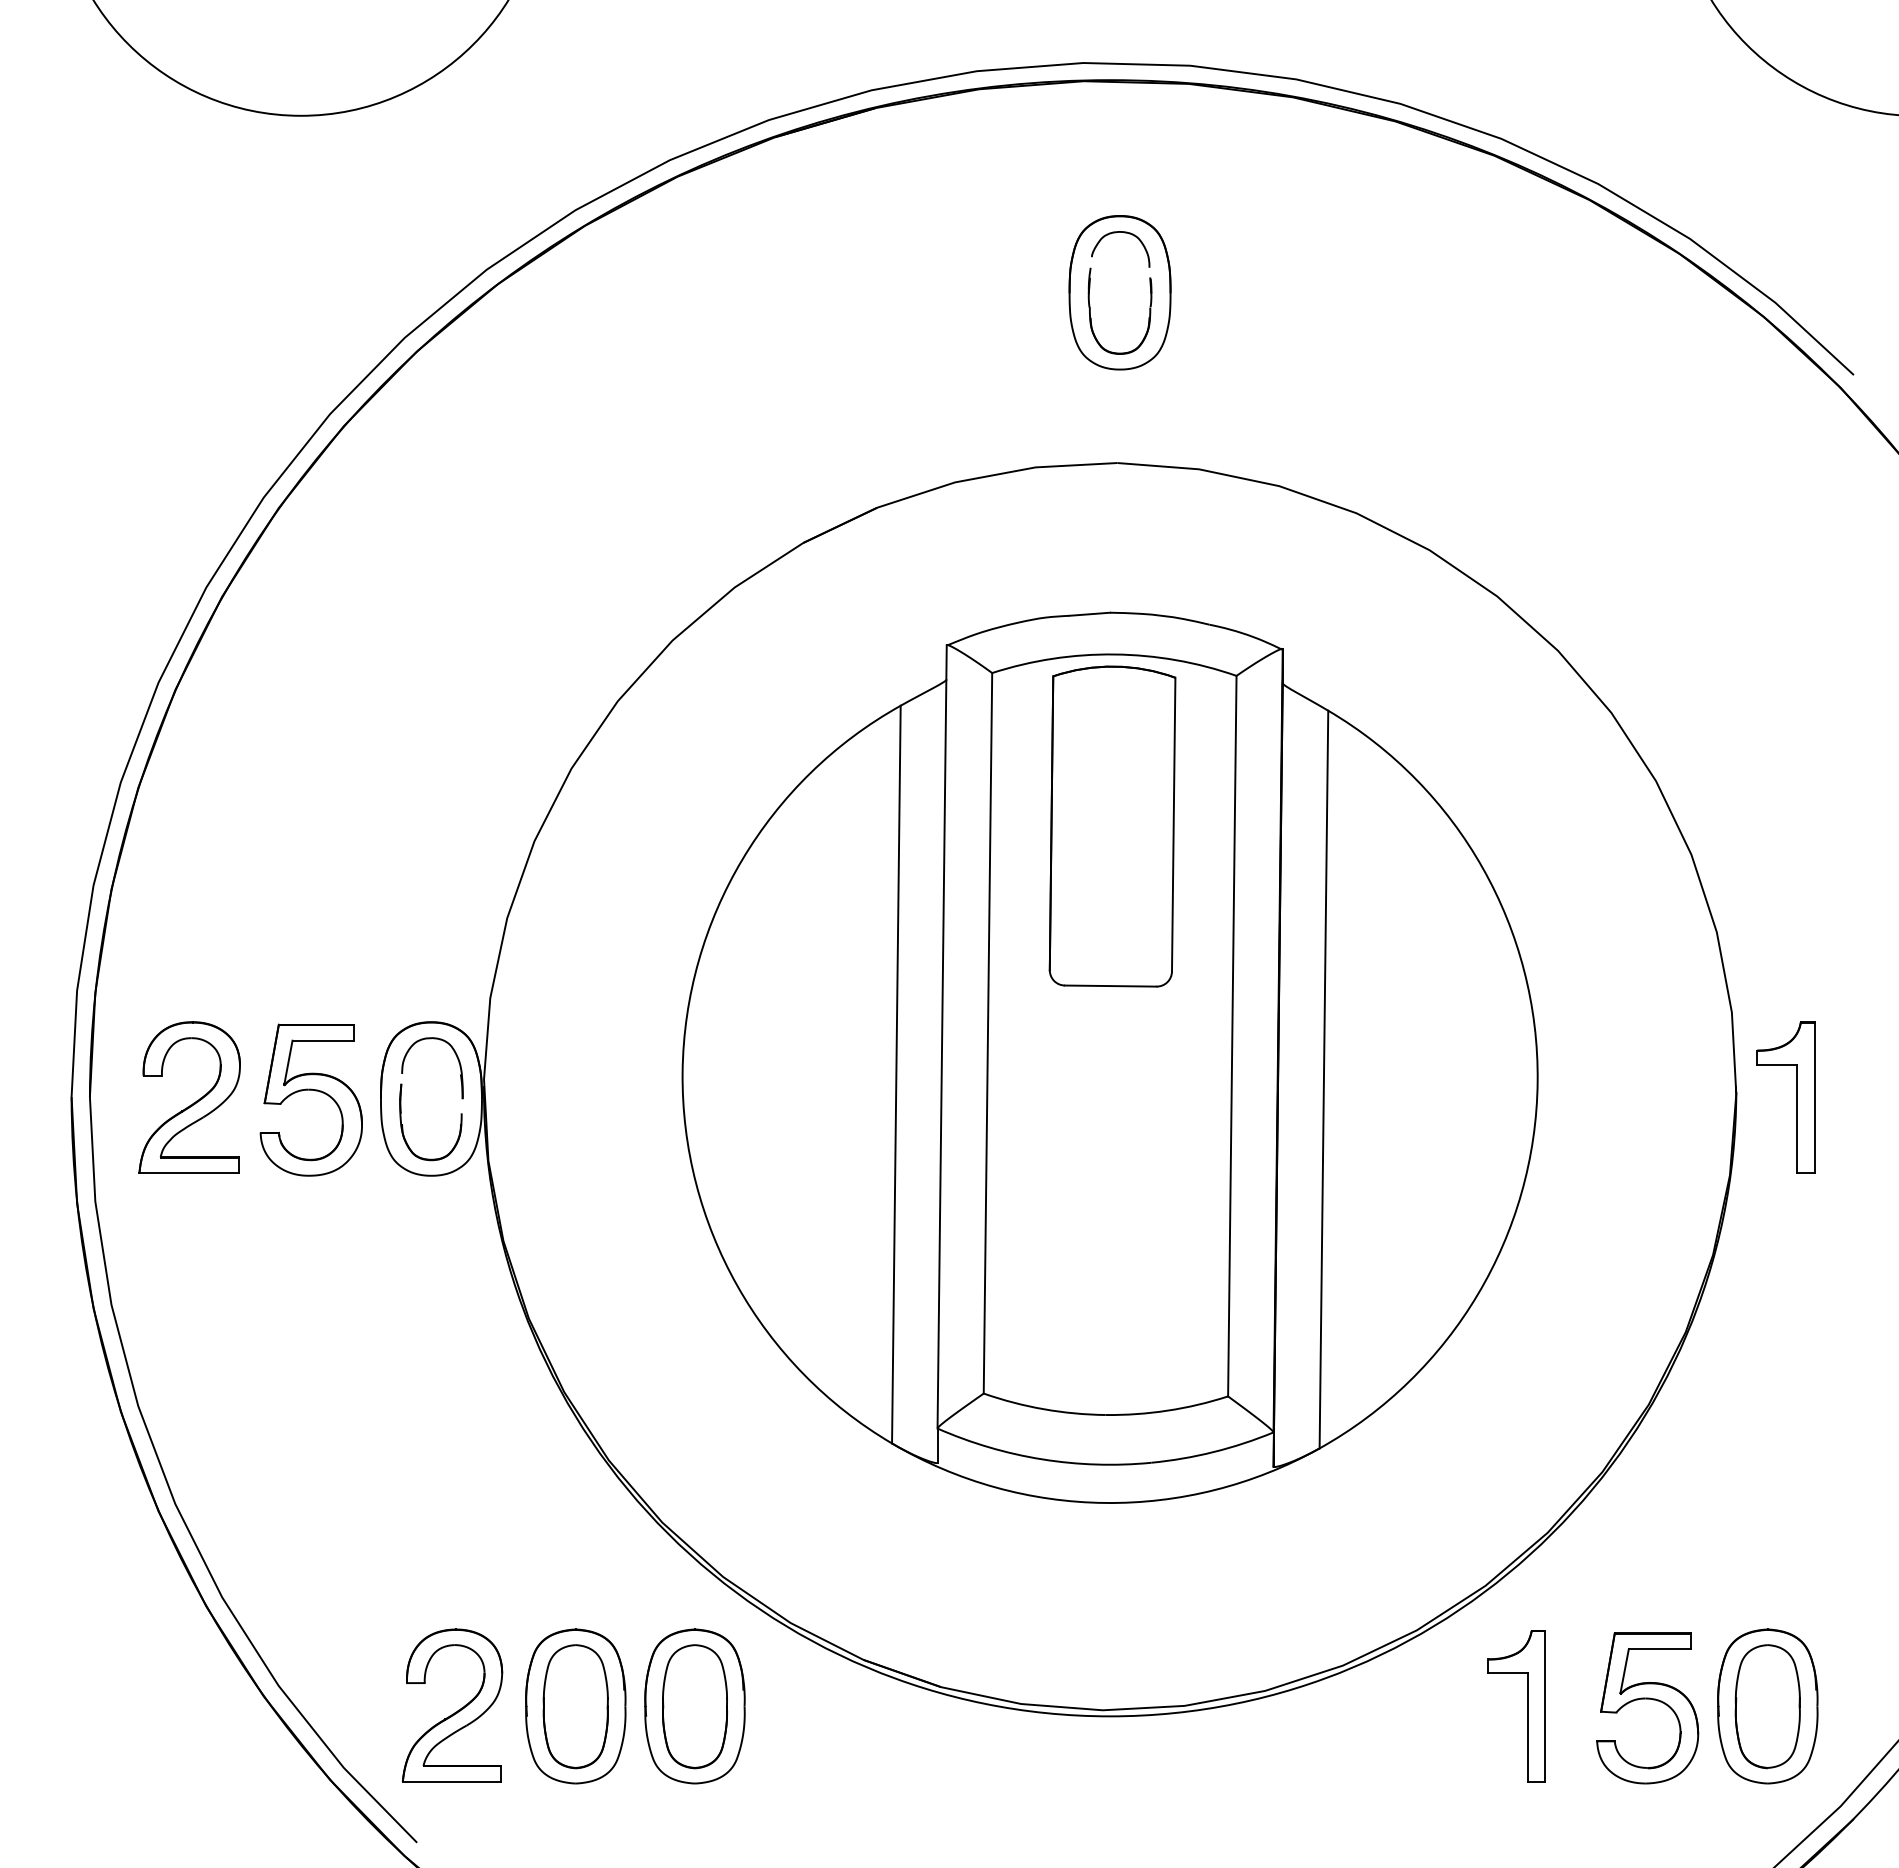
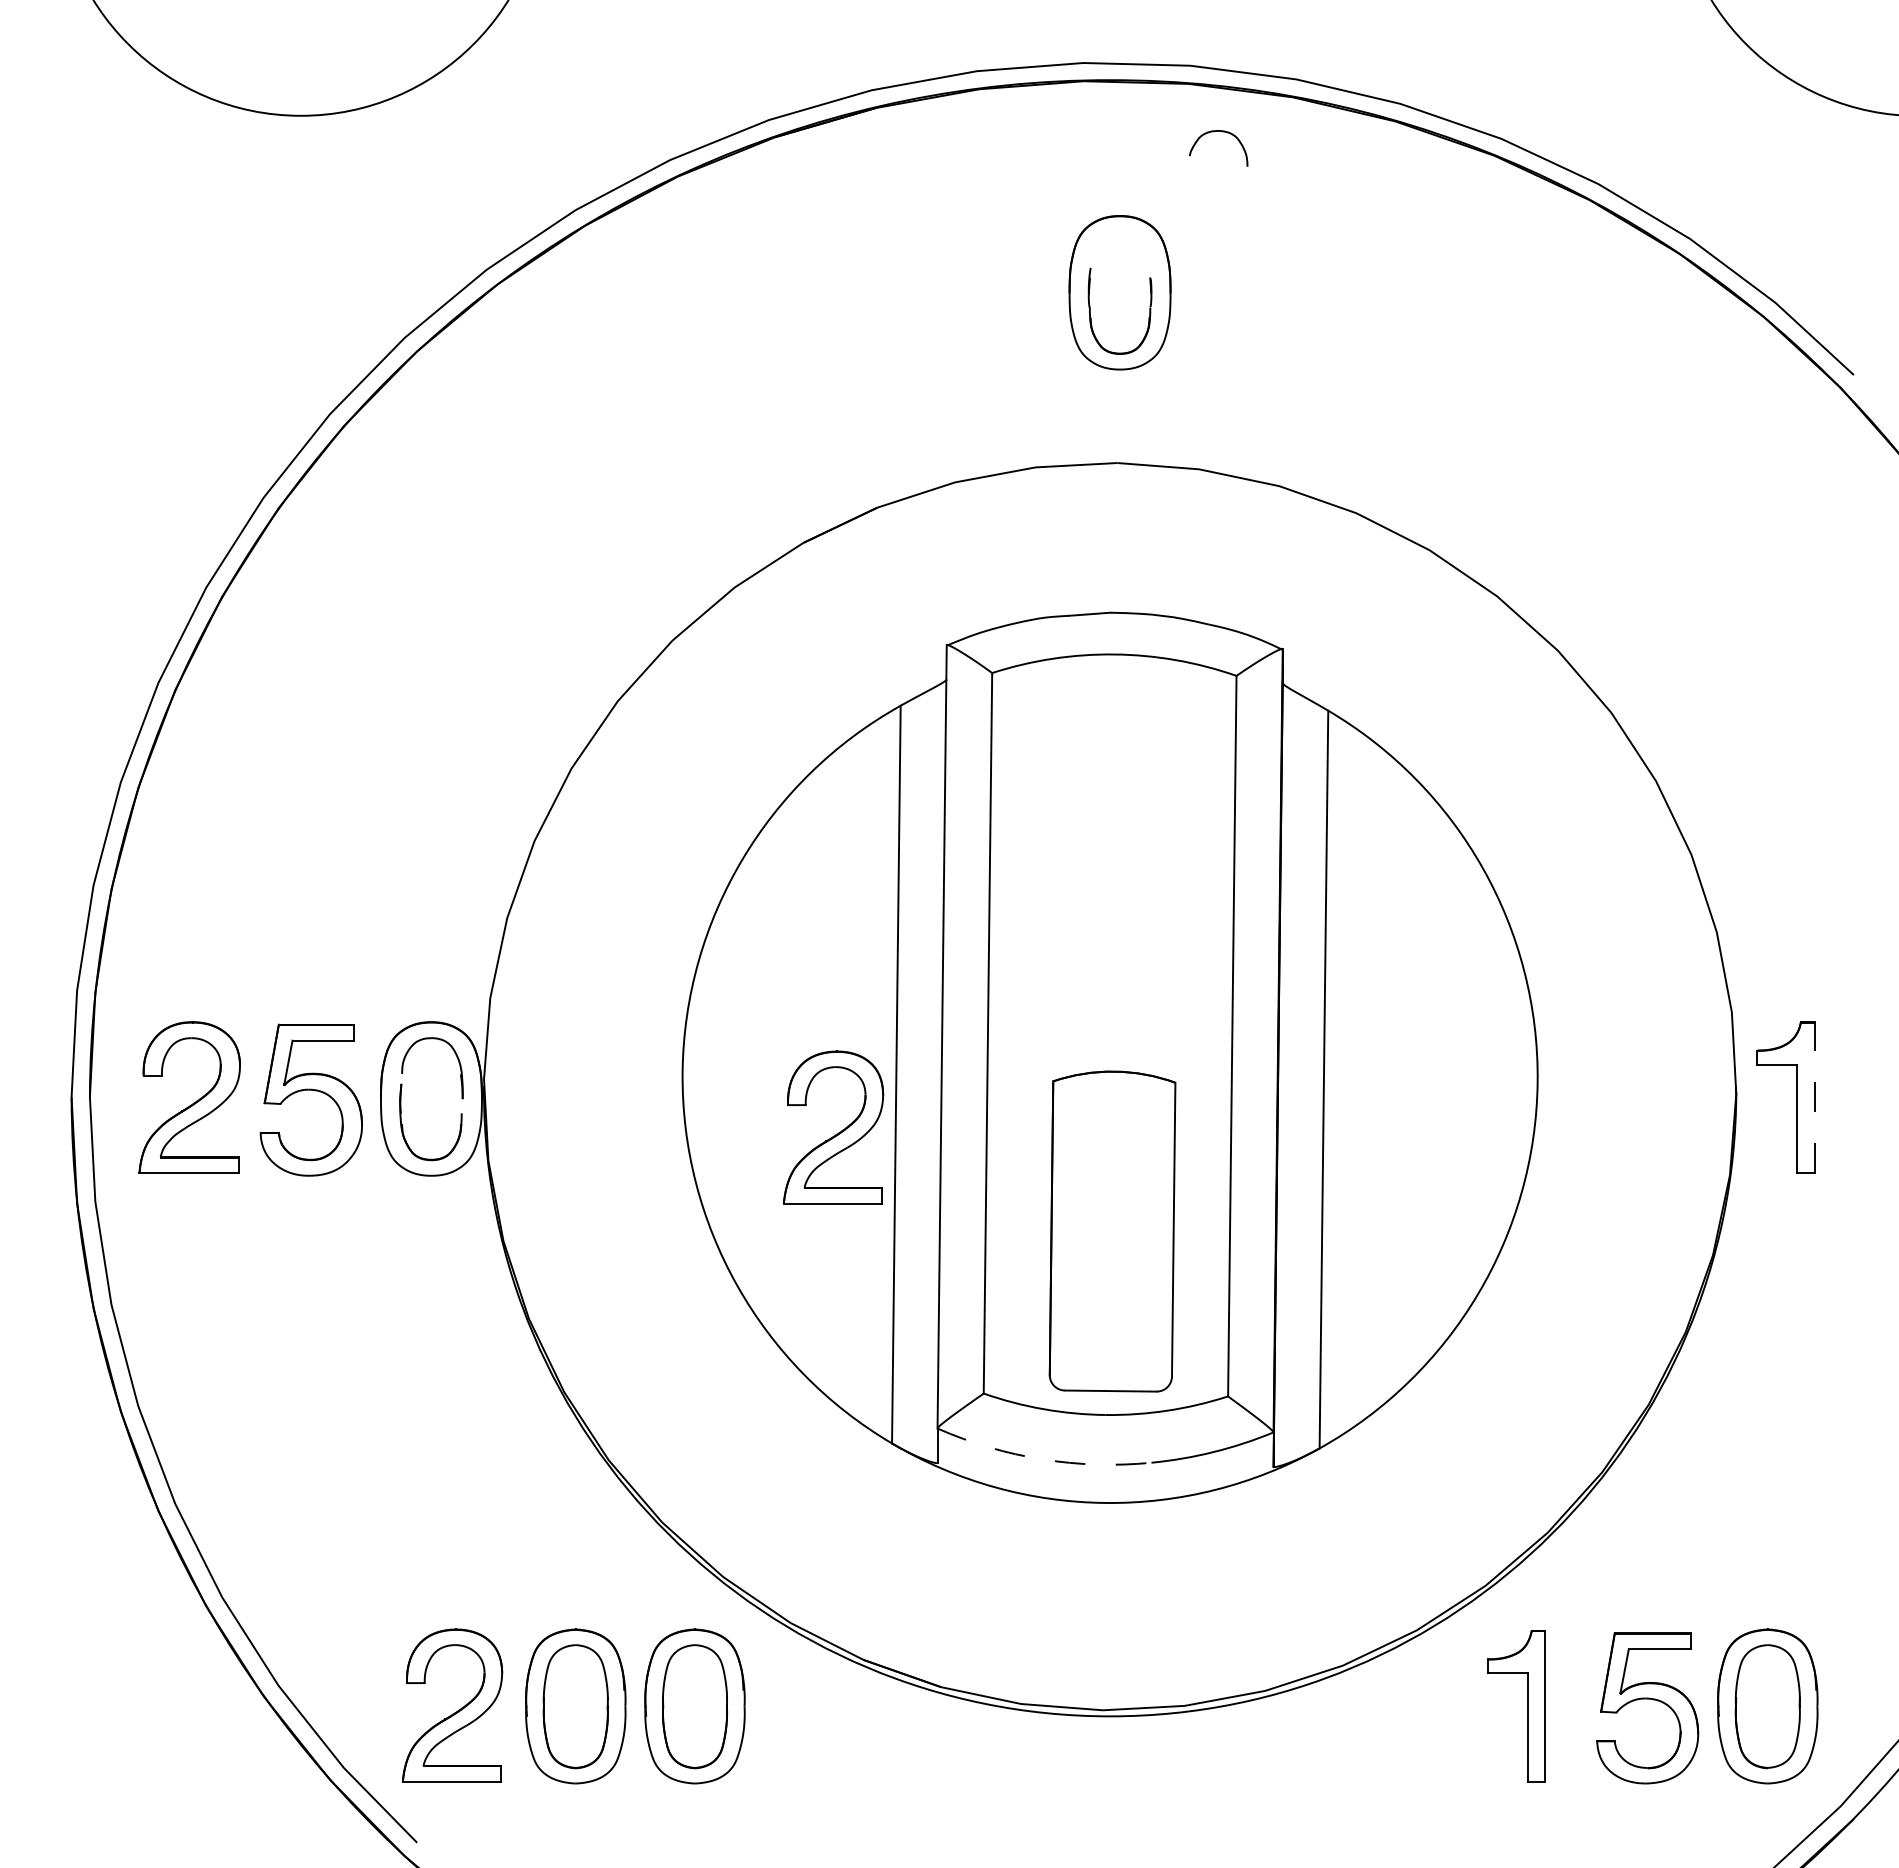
curve position: (1116, 233) -> (1214, 132) (1214, 132)
part position: (1112, 826) -> (1112, 1231) (1112, 1231)
line: solid -> dashed (1814, 1097)
part: none -> present (838, 1132)
arc: solid -> dashed (1042, 1459)
